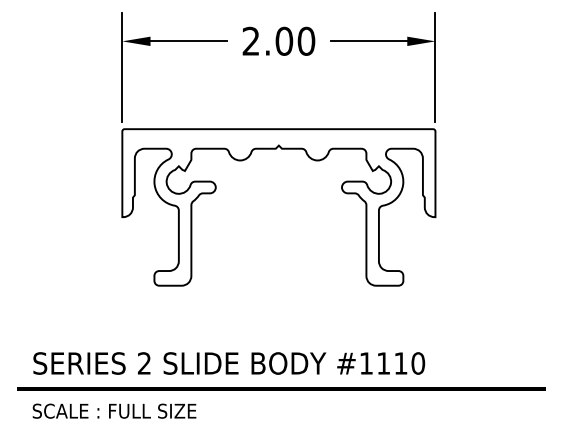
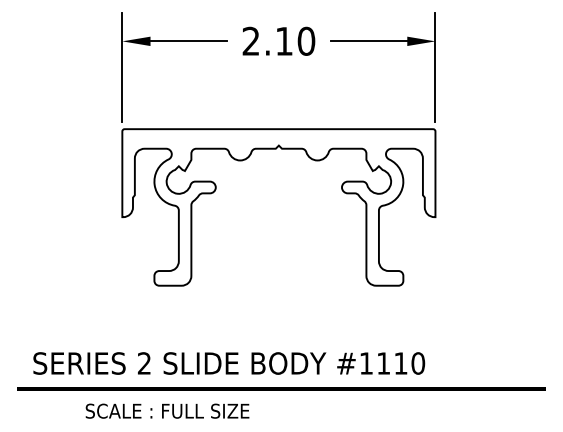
text: 2.00 -> 2.10 (284, 40)
text position: (114, 410) -> (167, 410) (167, 410)
